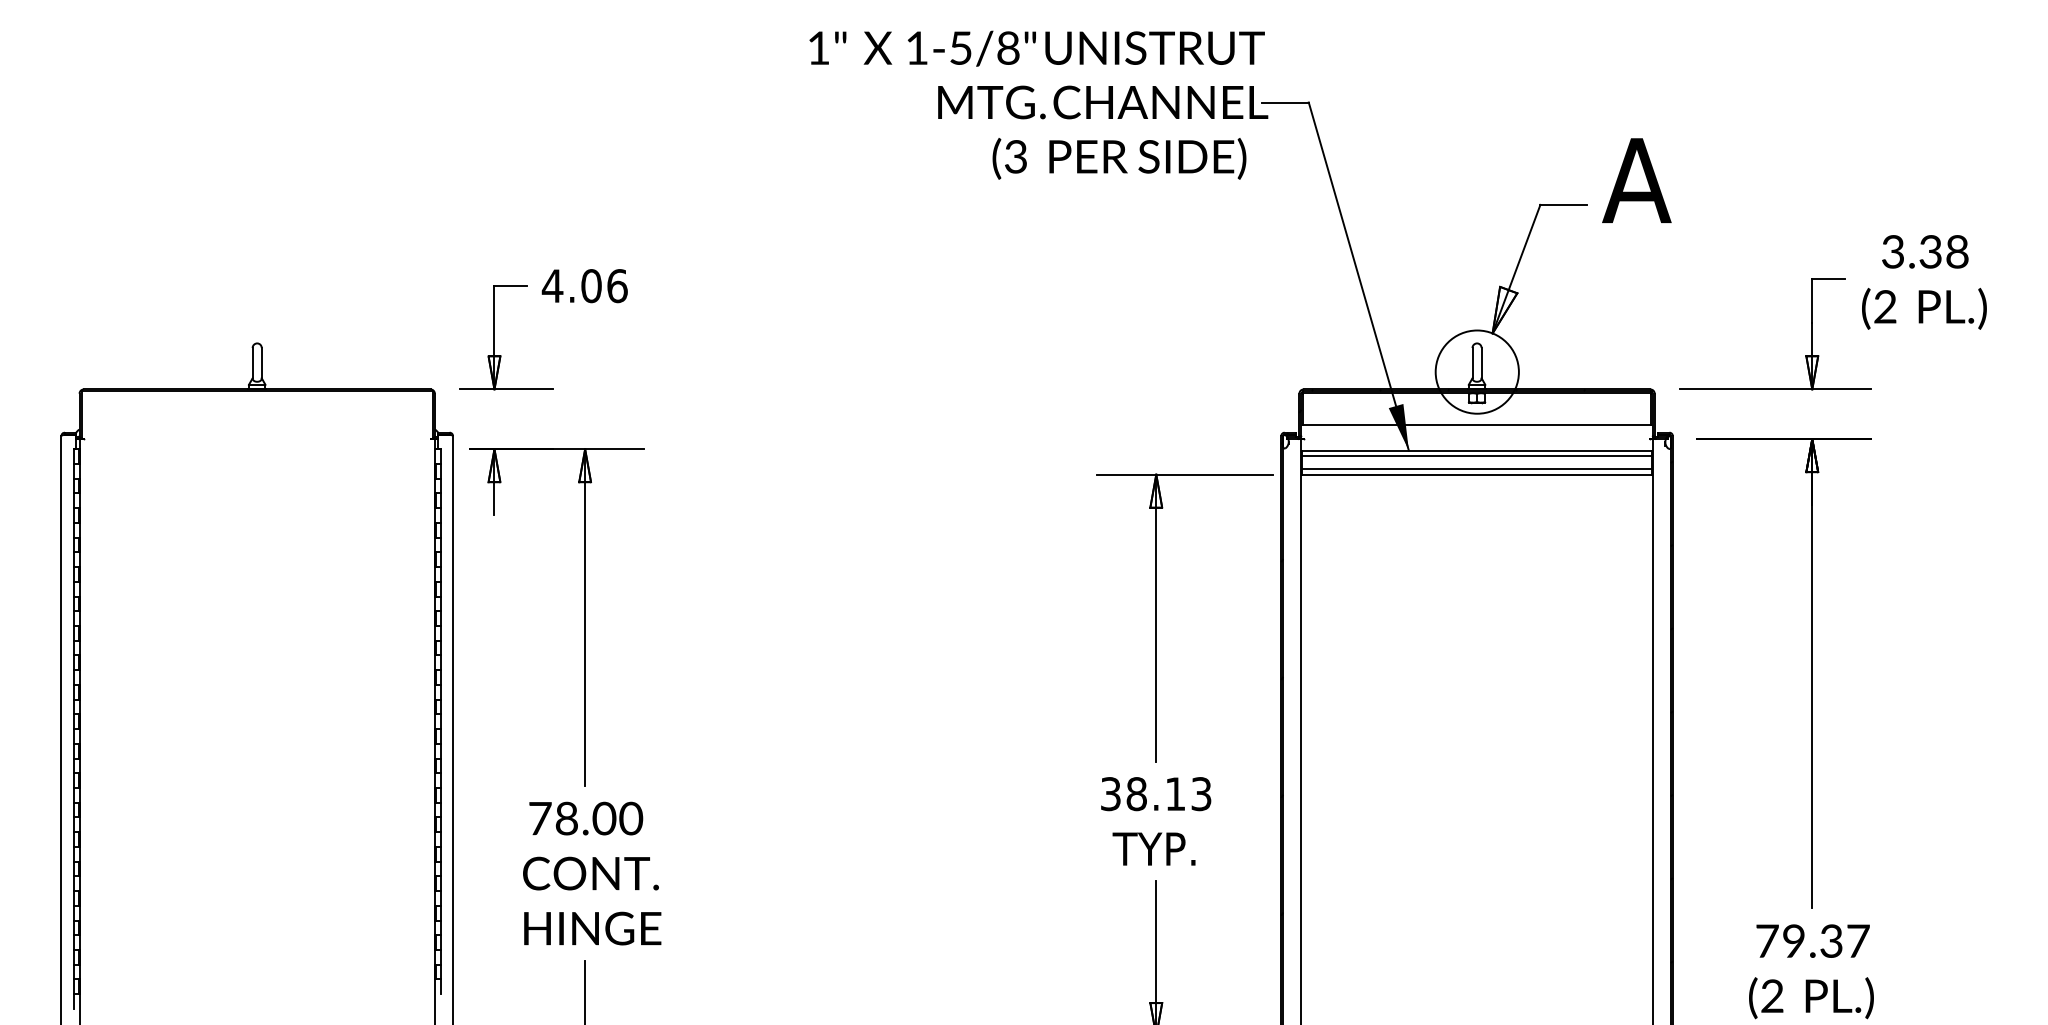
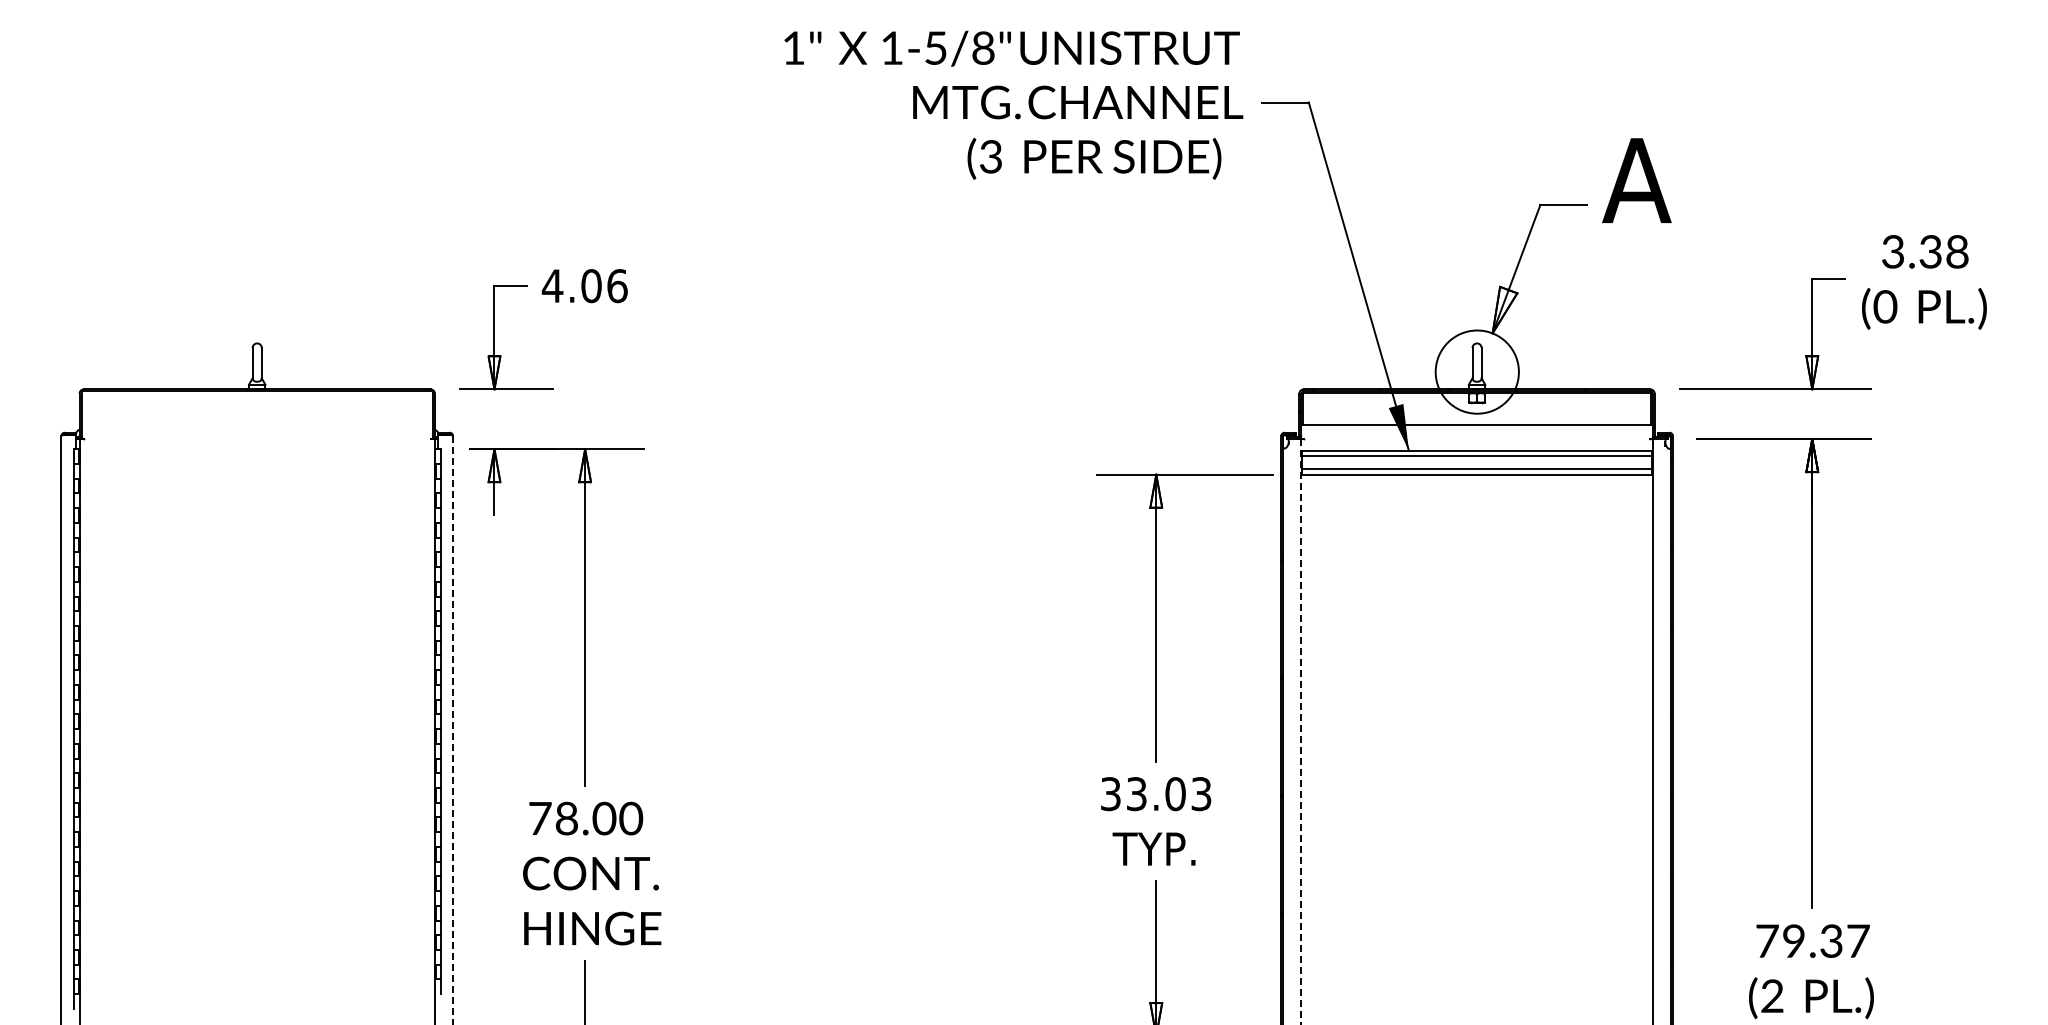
text position: (1038, 104) -> (1013, 104) (1013, 104)
text: (2 -> (0 (1885, 306)
line: solid -> dashed (453, 730)
line: solid -> dashed (1301, 731)
text: 38.13 -> 33.03 (1155, 794)
